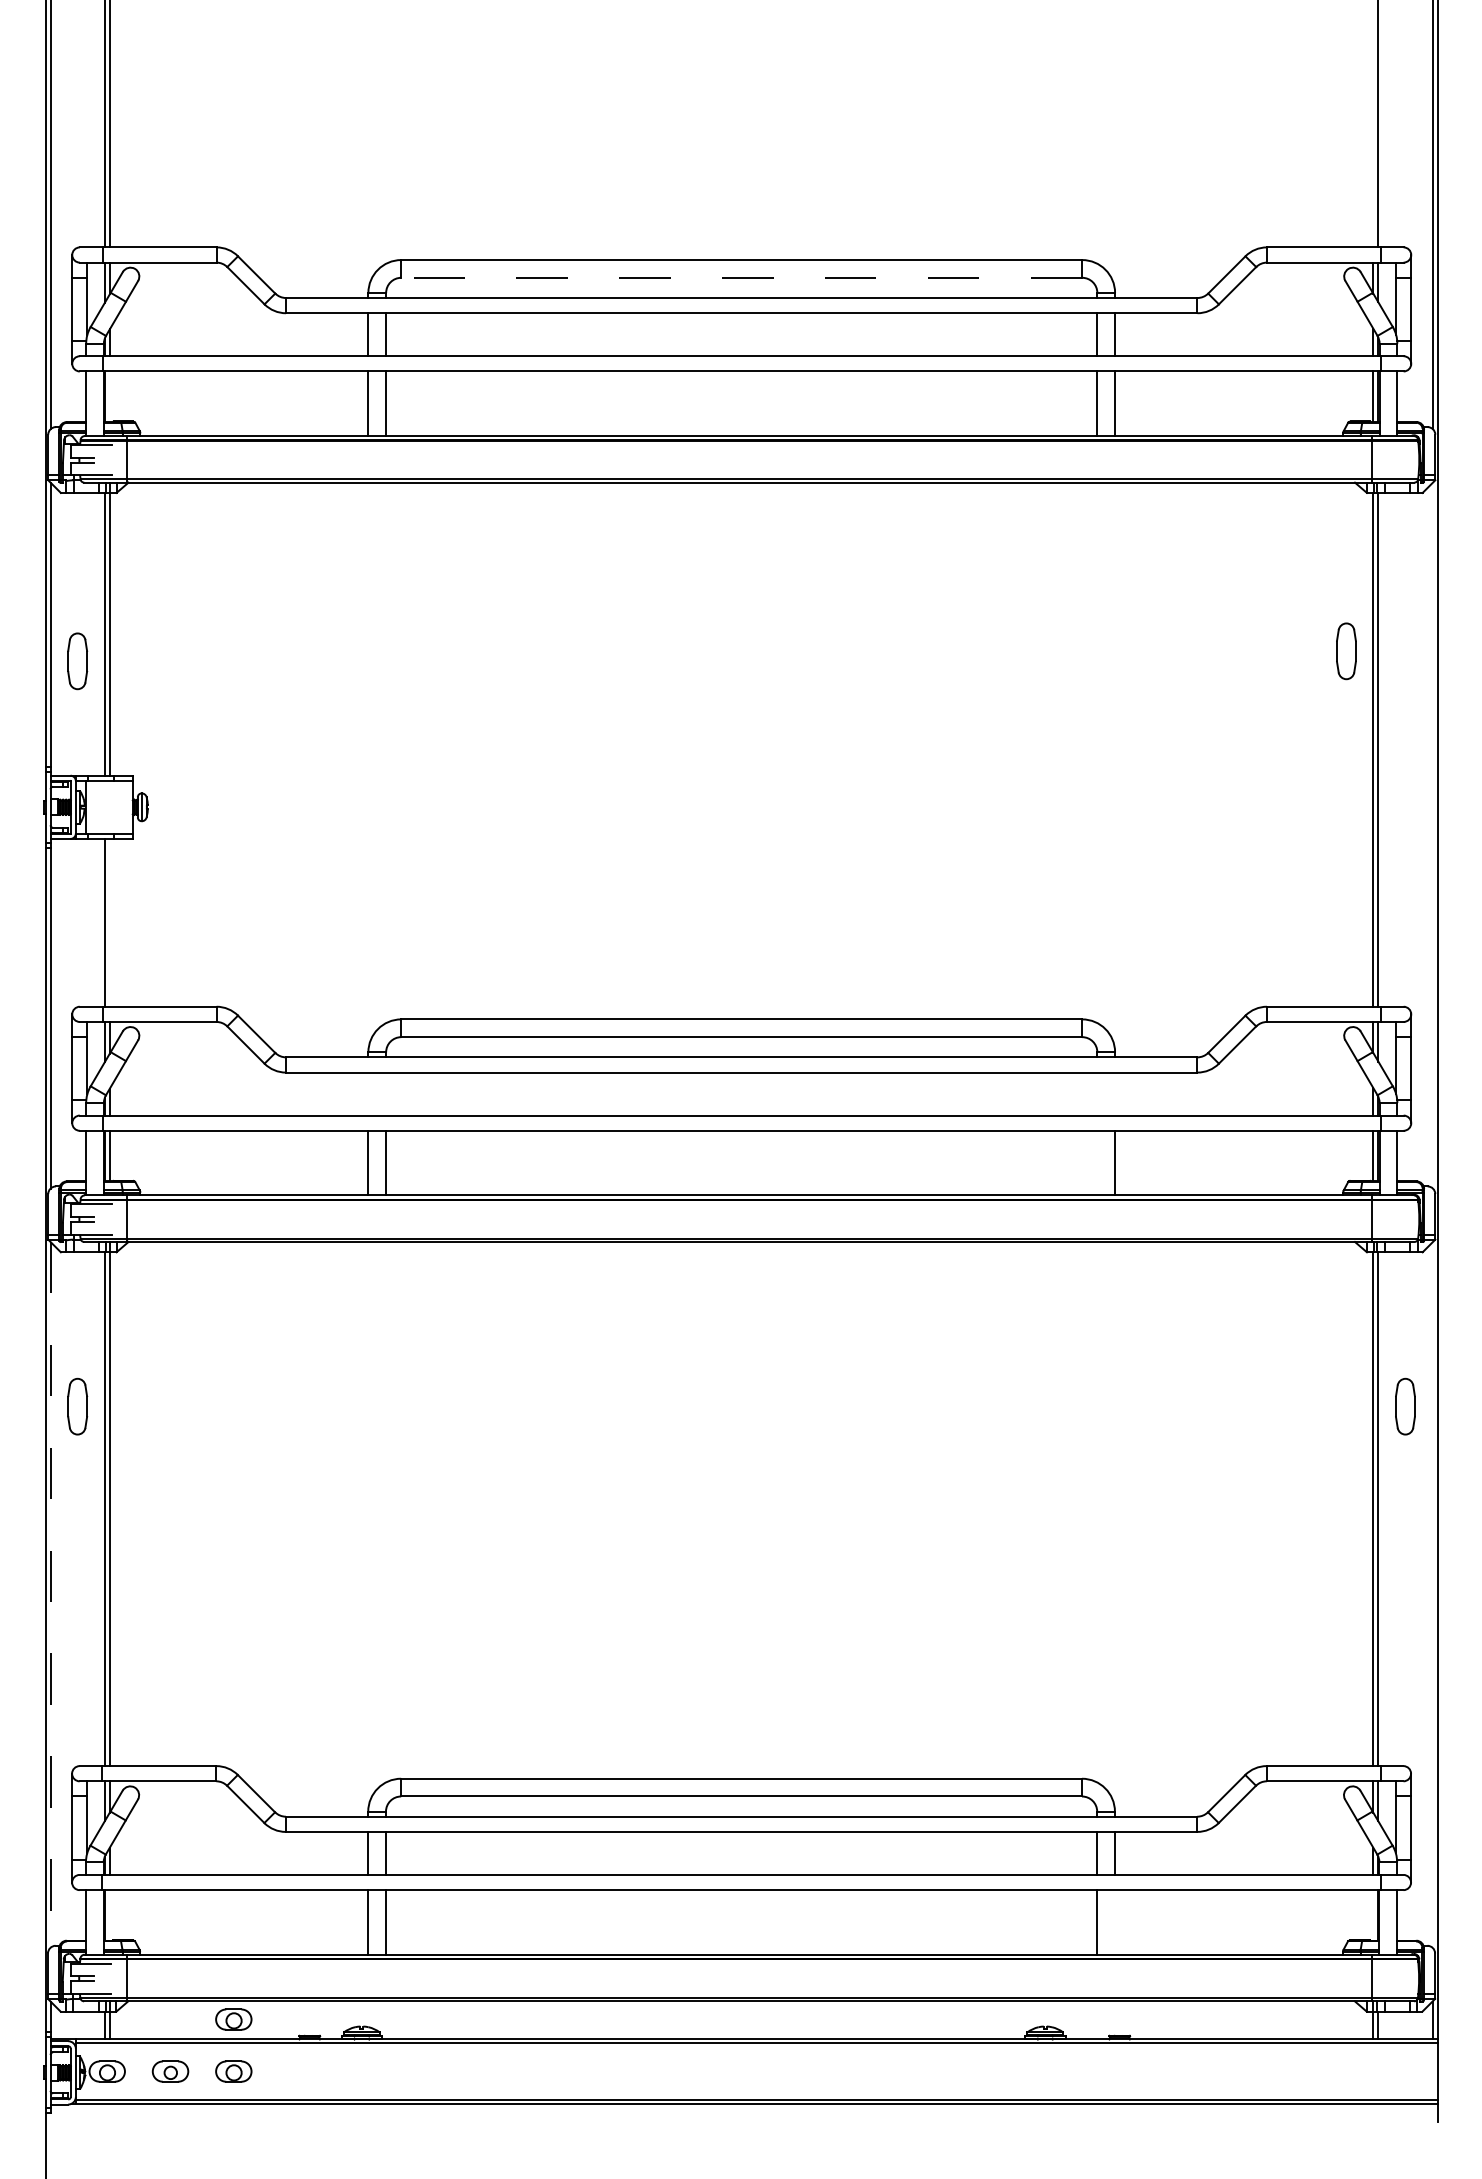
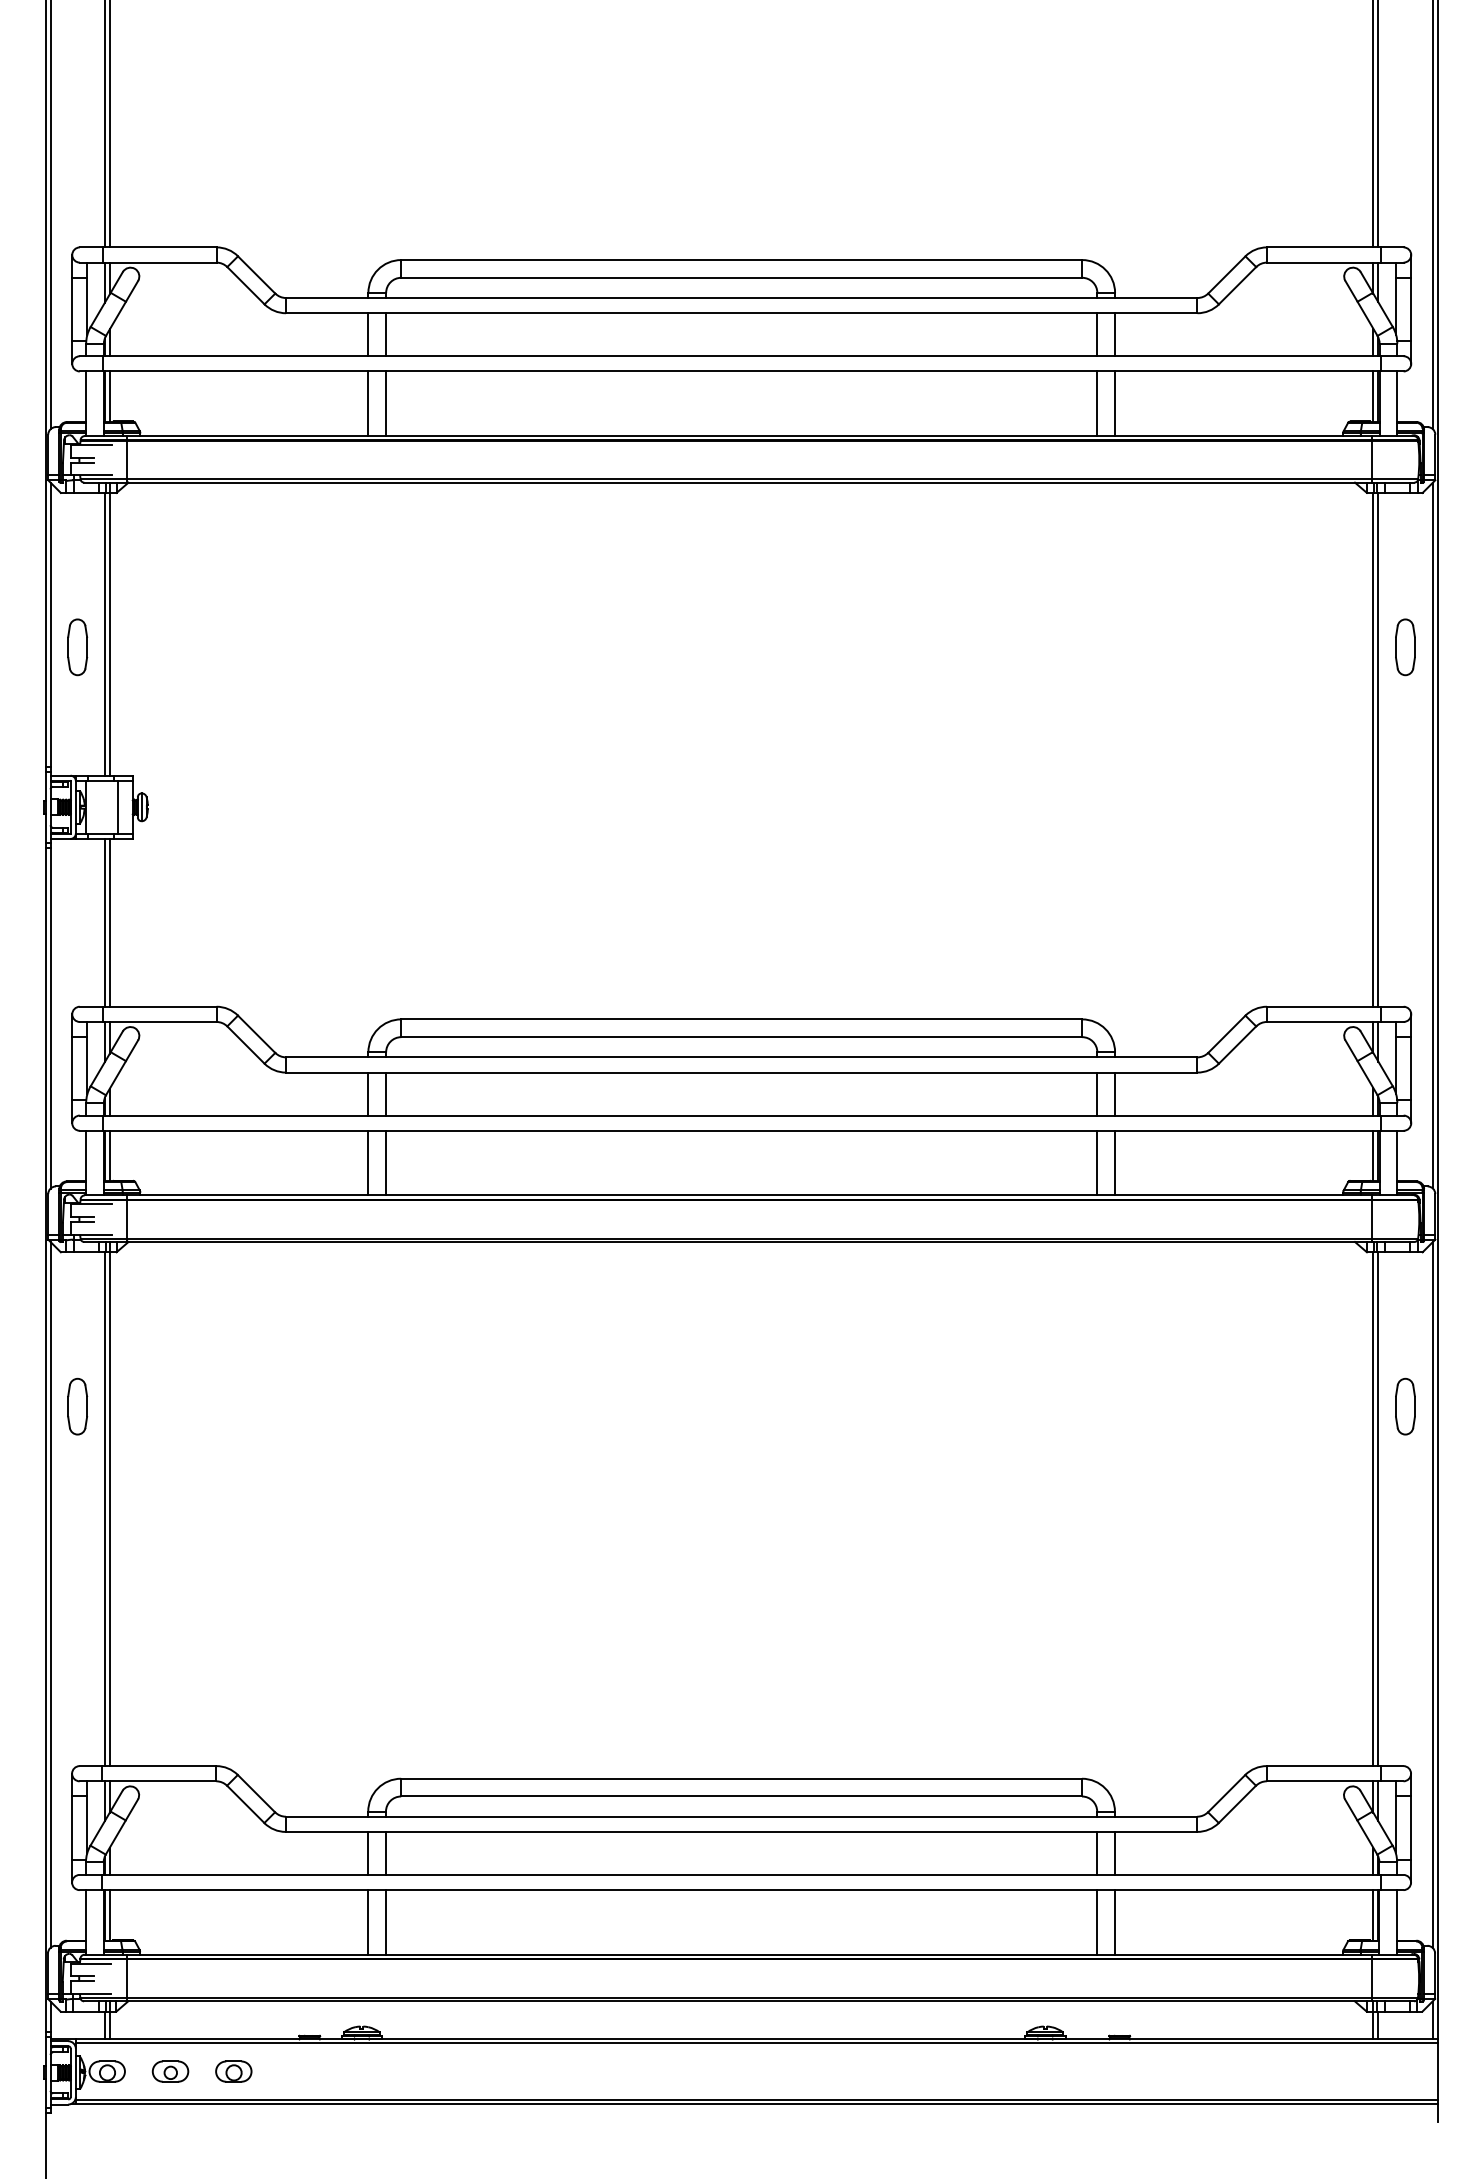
line: none -> present (1373, 124)
line: dashed -> solid (741, 277)
line: none -> present (109, 396)
part position: (1346, 651) -> (1405, 647) (1405, 647)
part position: (77, 661) -> (77, 647) (77, 647)
line: none -> present (117, 806)
line: none -> present (1432, 835)
line: none -> present (109, 922)
line: none -> present (368, 1093)
line: none -> present (386, 1093)
line: none -> present (1097, 1093)
line: none -> present (1115, 1093)
line: none -> present (1097, 1162)
line: dashed -> solid (50, 1594)
line: none -> present (1432, 1594)
line: none -> present (109, 1915)
line: none -> present (1373, 1915)
line: none -> present (1114, 1922)
part: present -> none (233, 2019)
